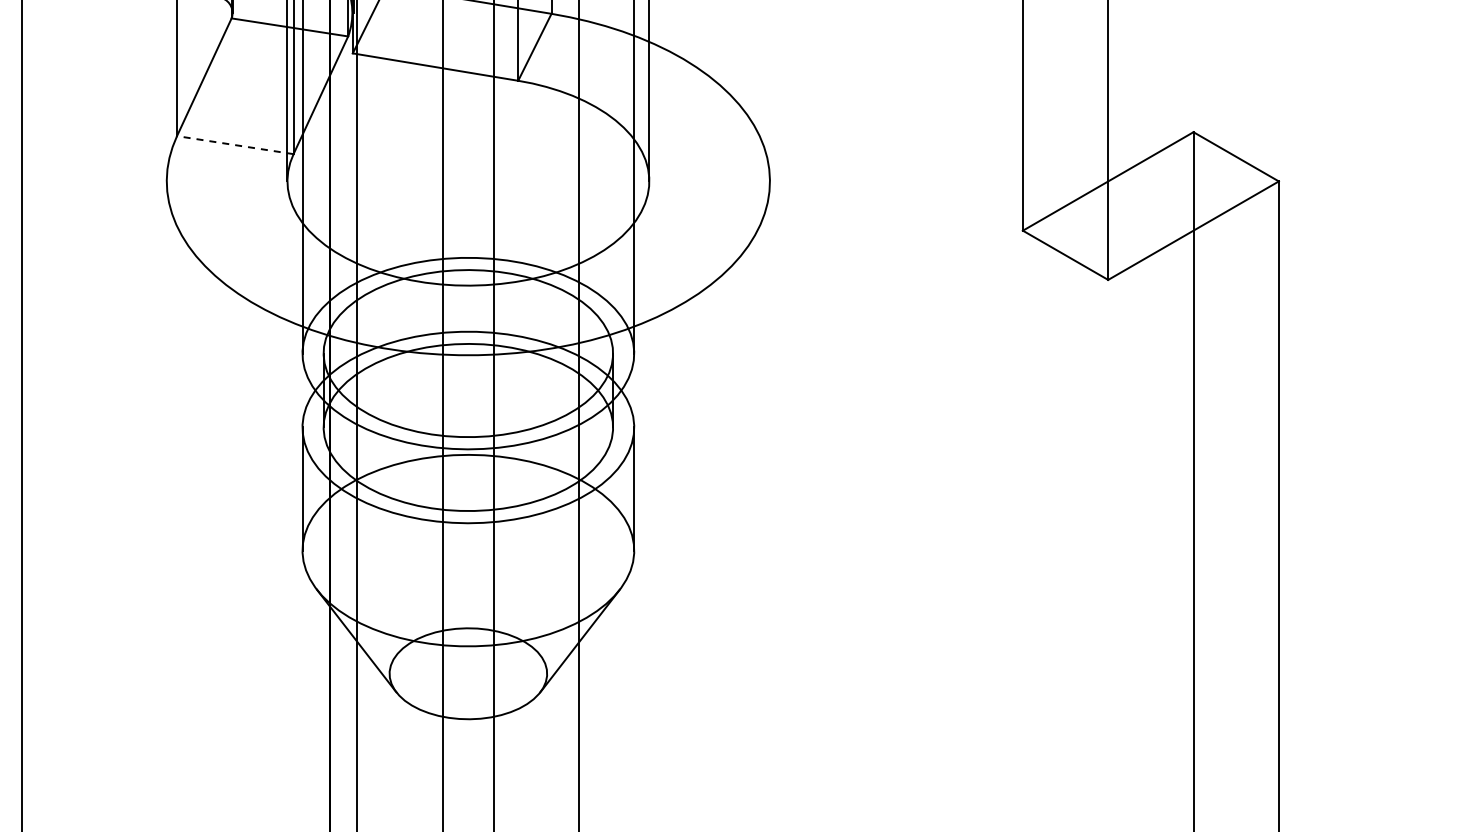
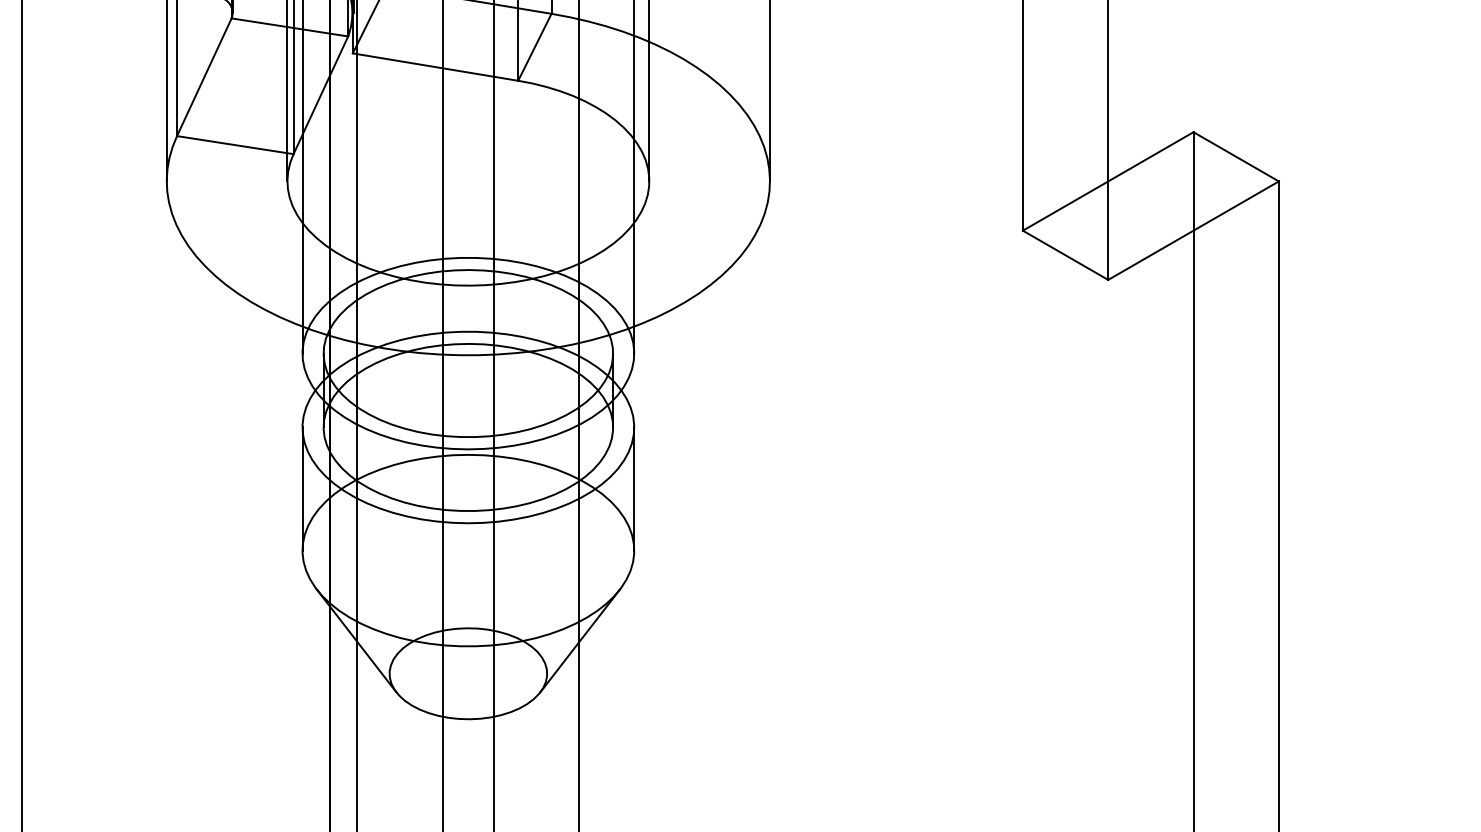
line: none -> present (166, 91)
line: none -> present (770, 91)
line: dashed -> solid (235, 145)
